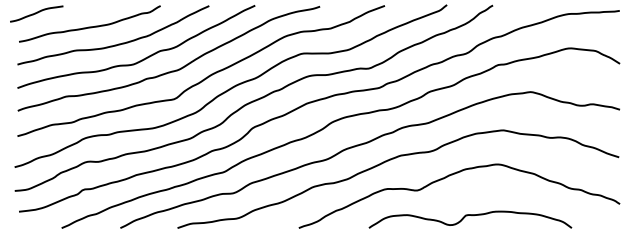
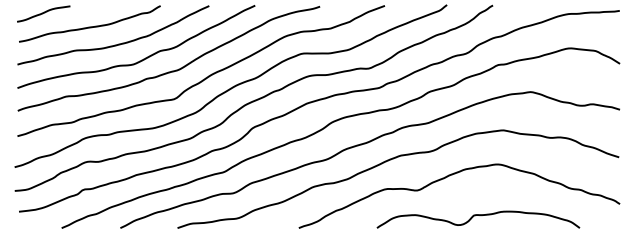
curve position: (36, 13) -> (43, 13) (43, 13)
curve position: (472, 216) -> (480, 216) (480, 216)
